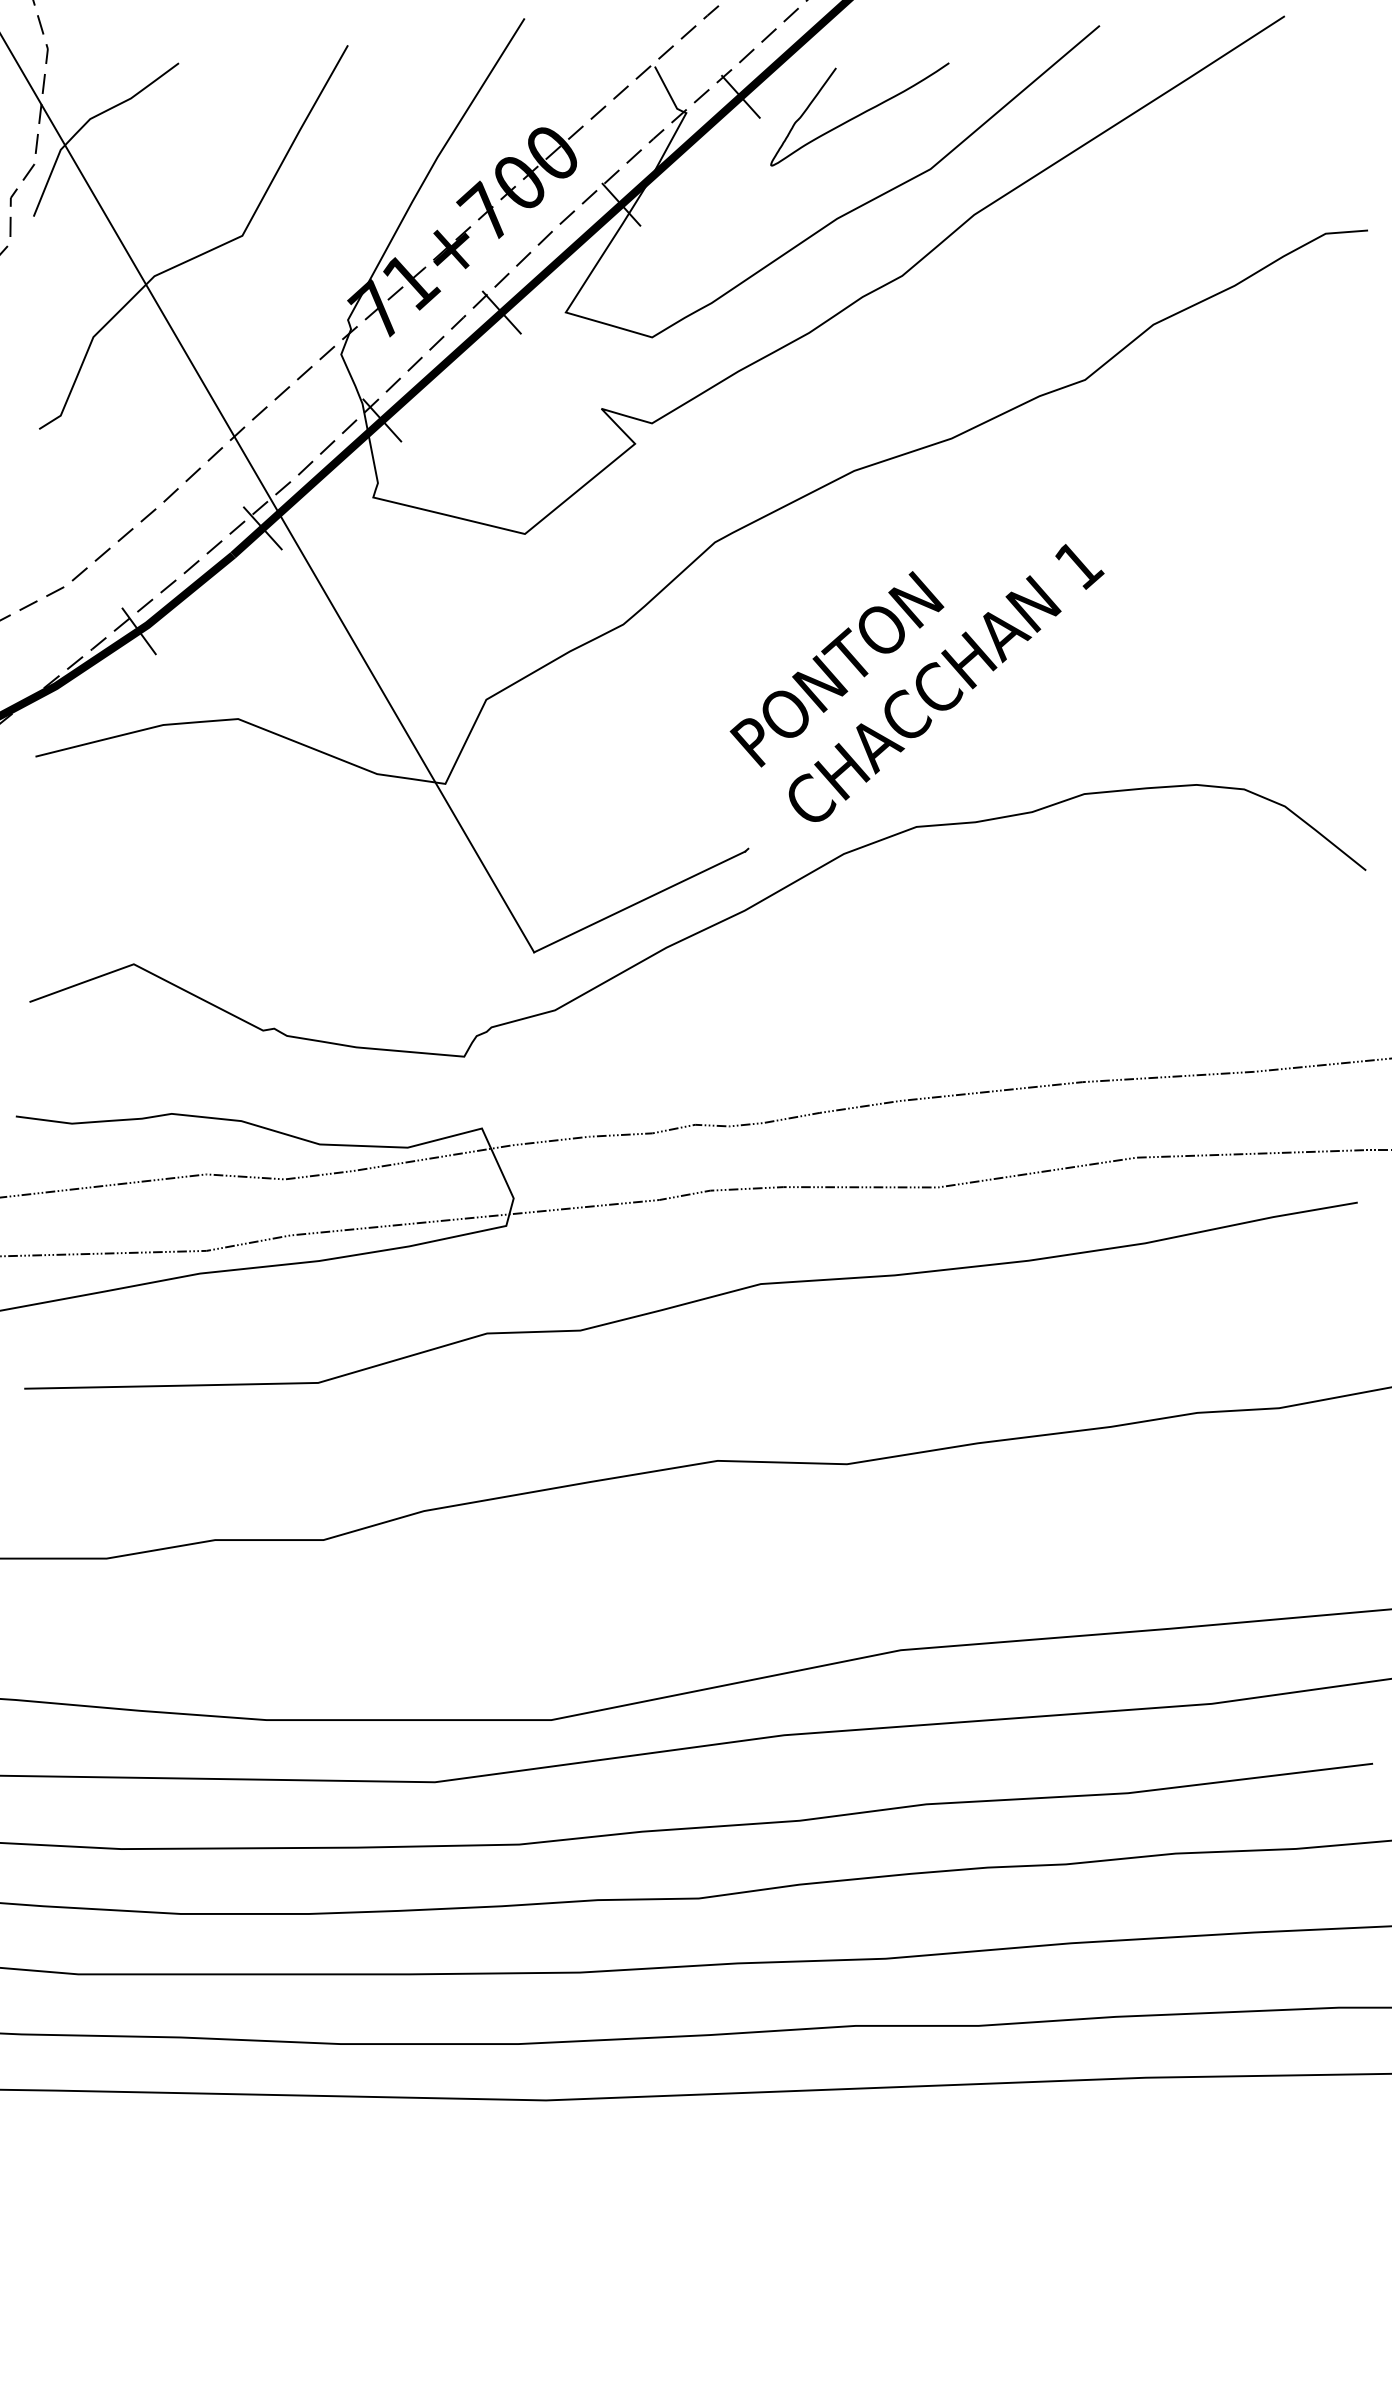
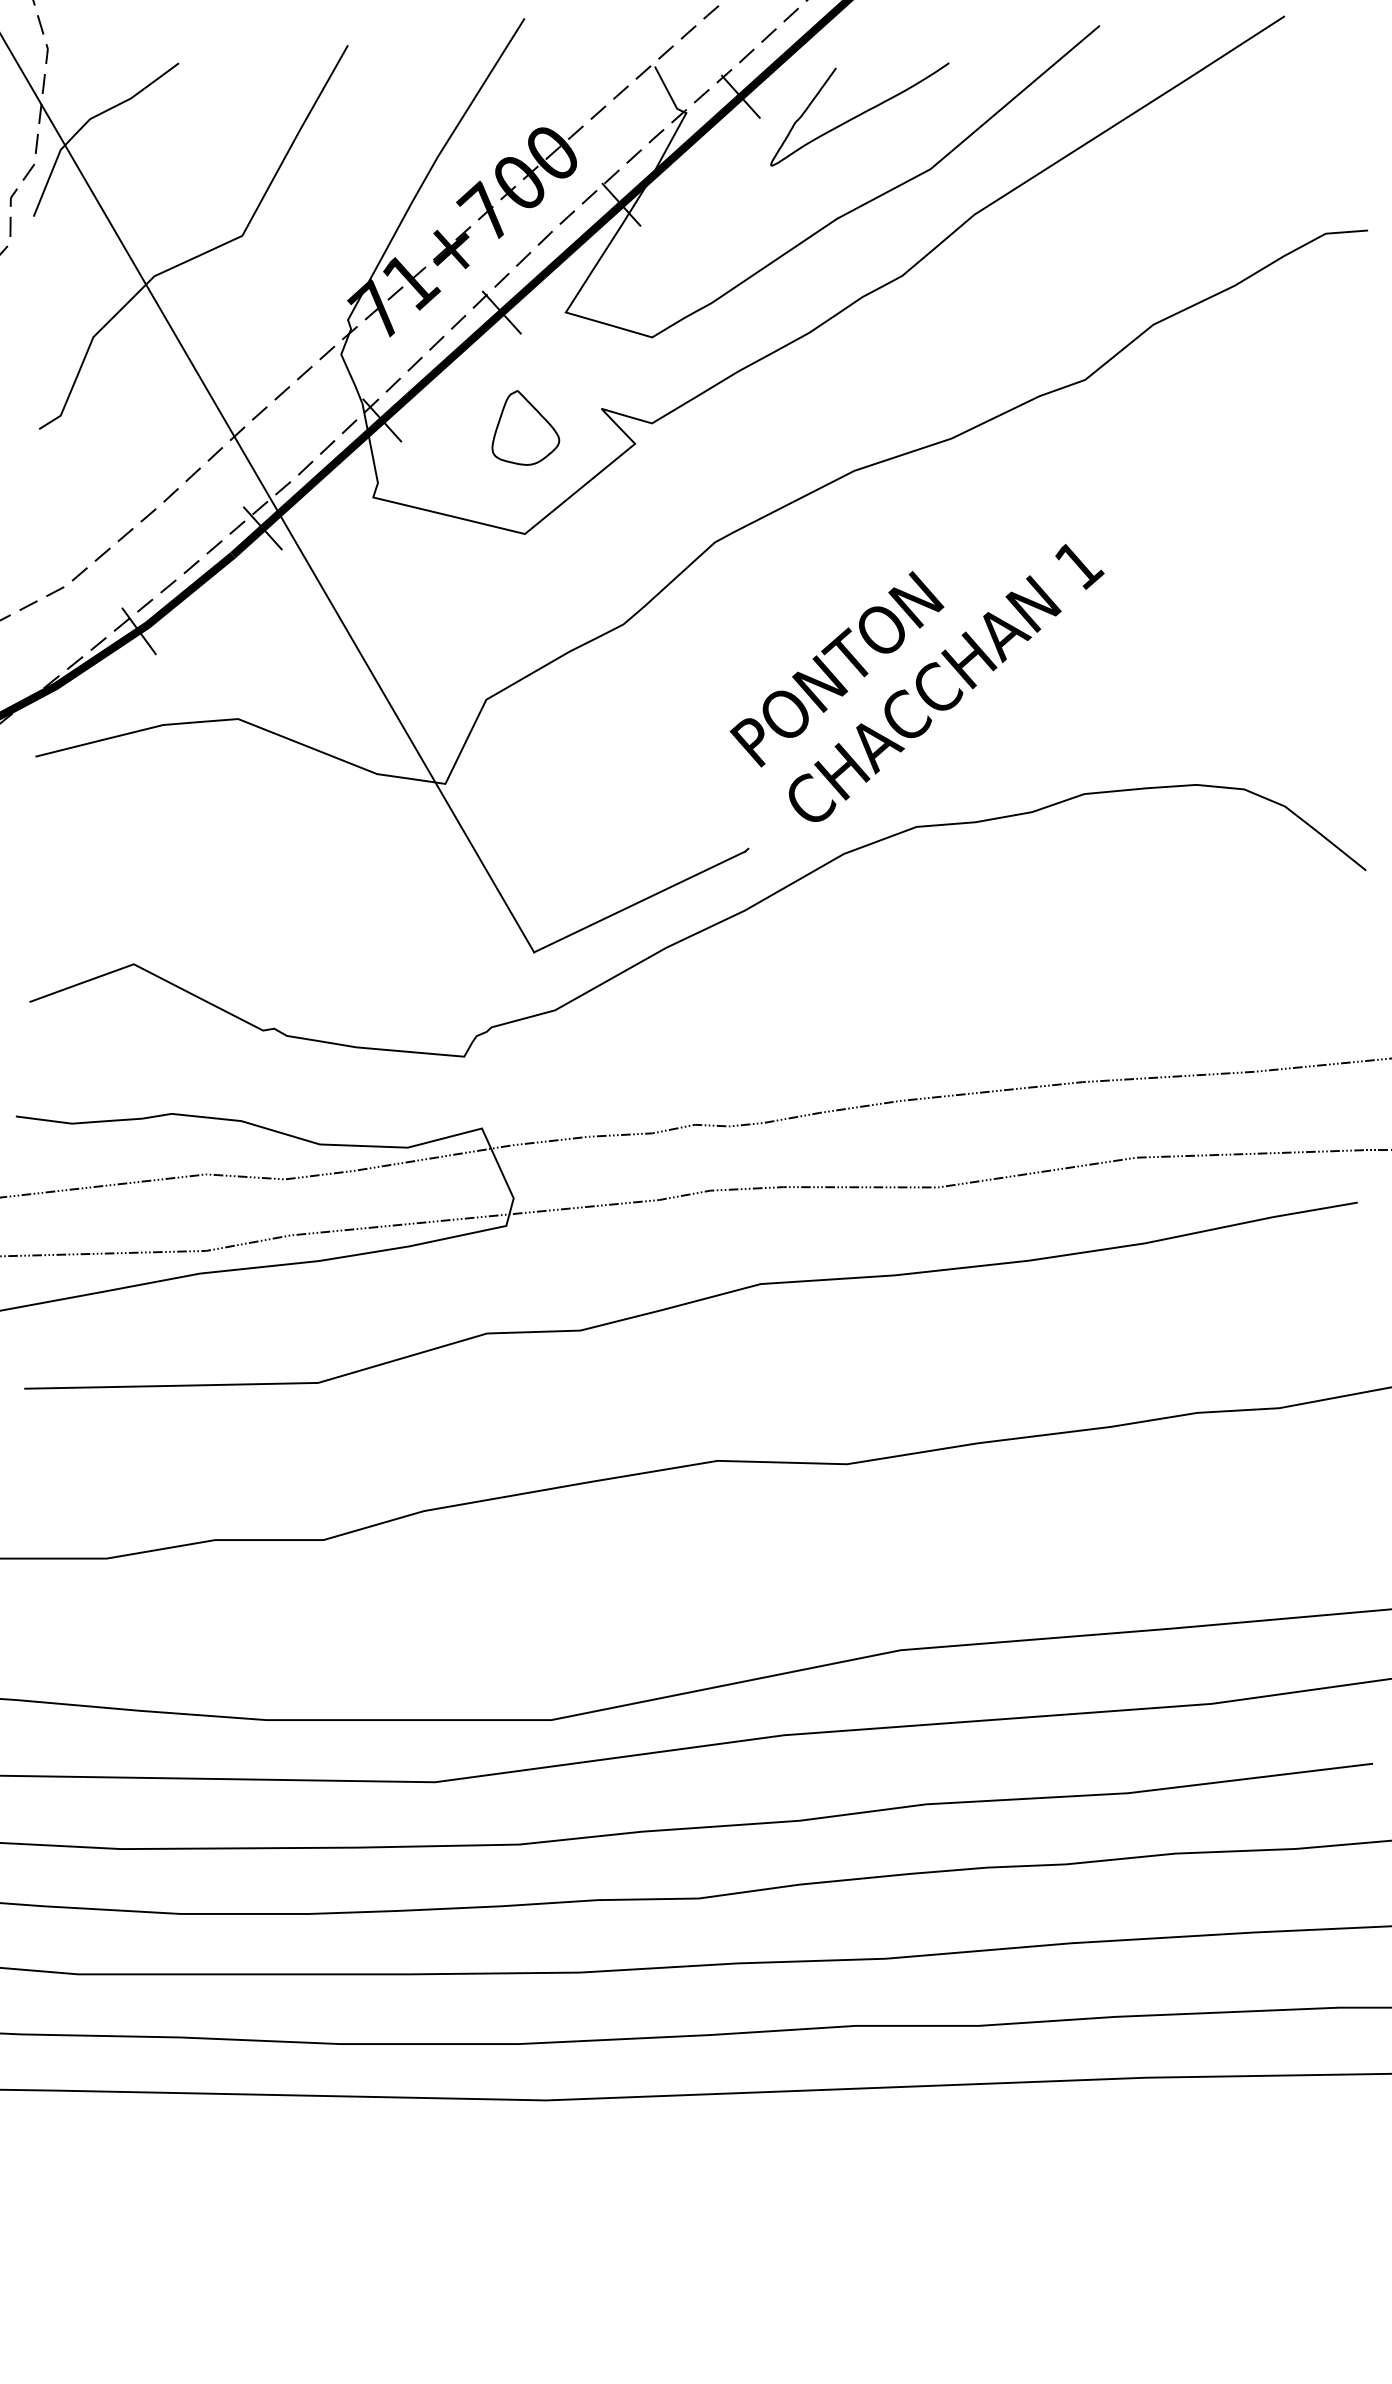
part: none -> present (525, 427)
